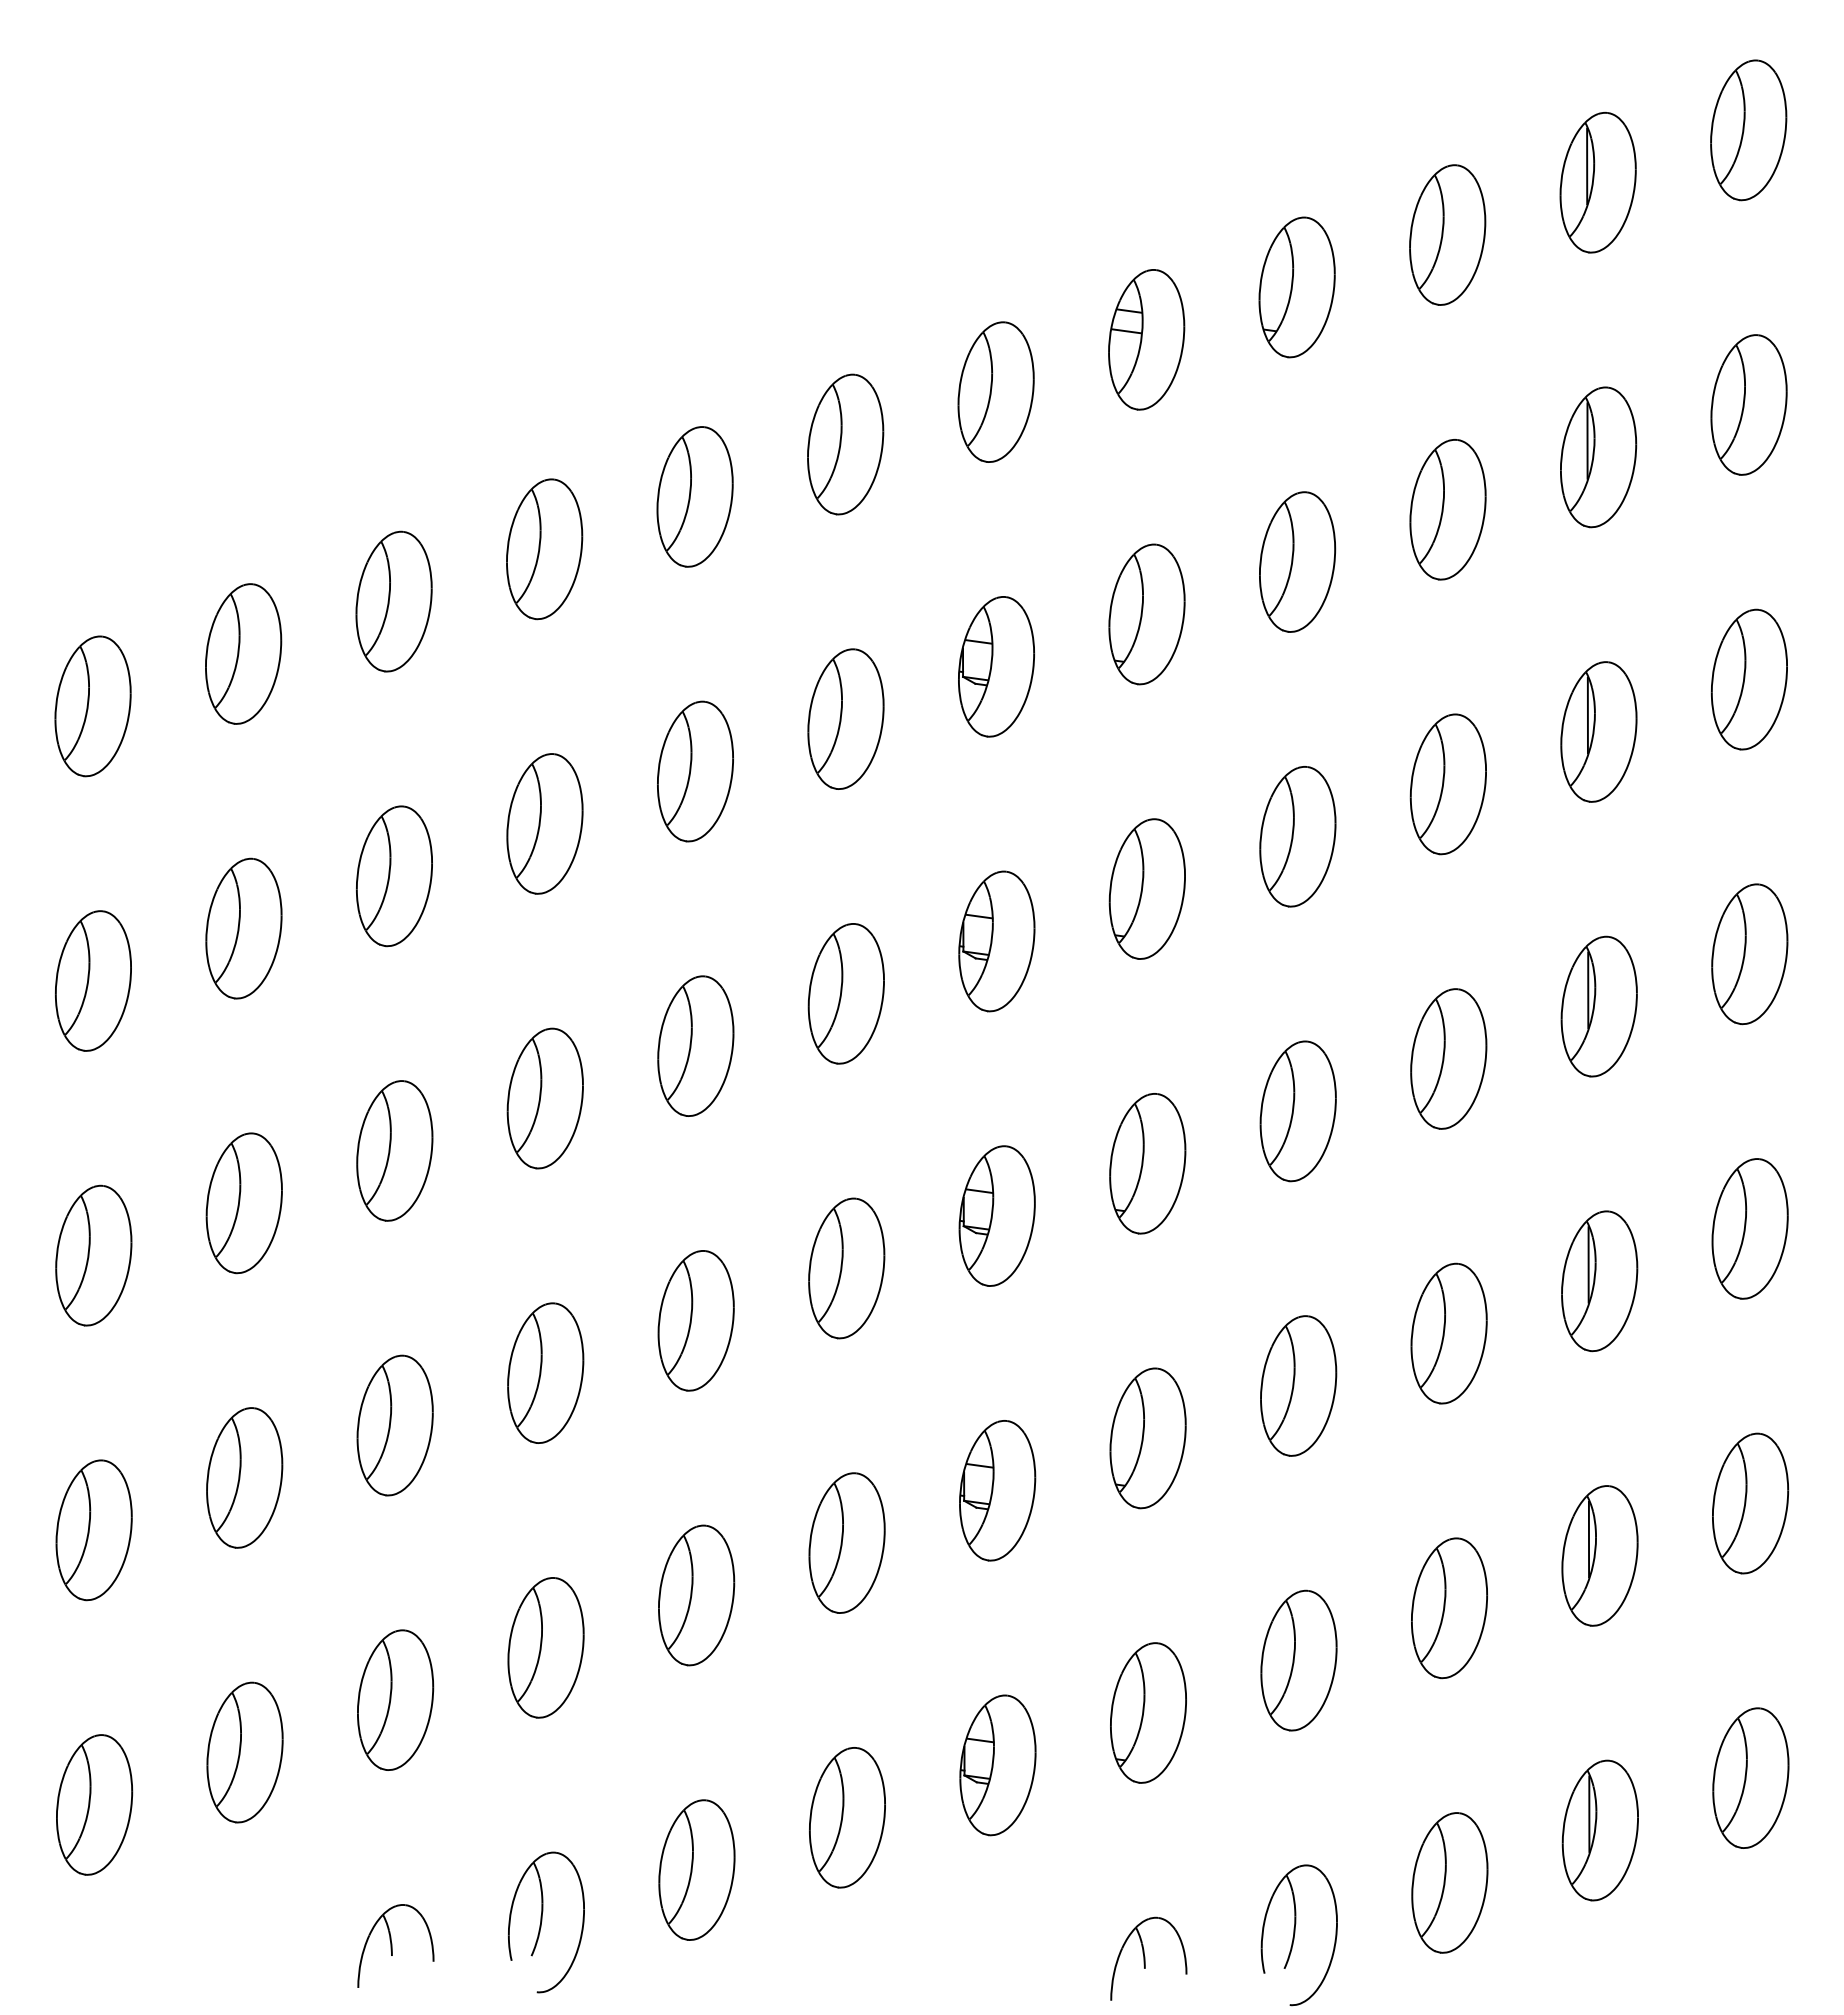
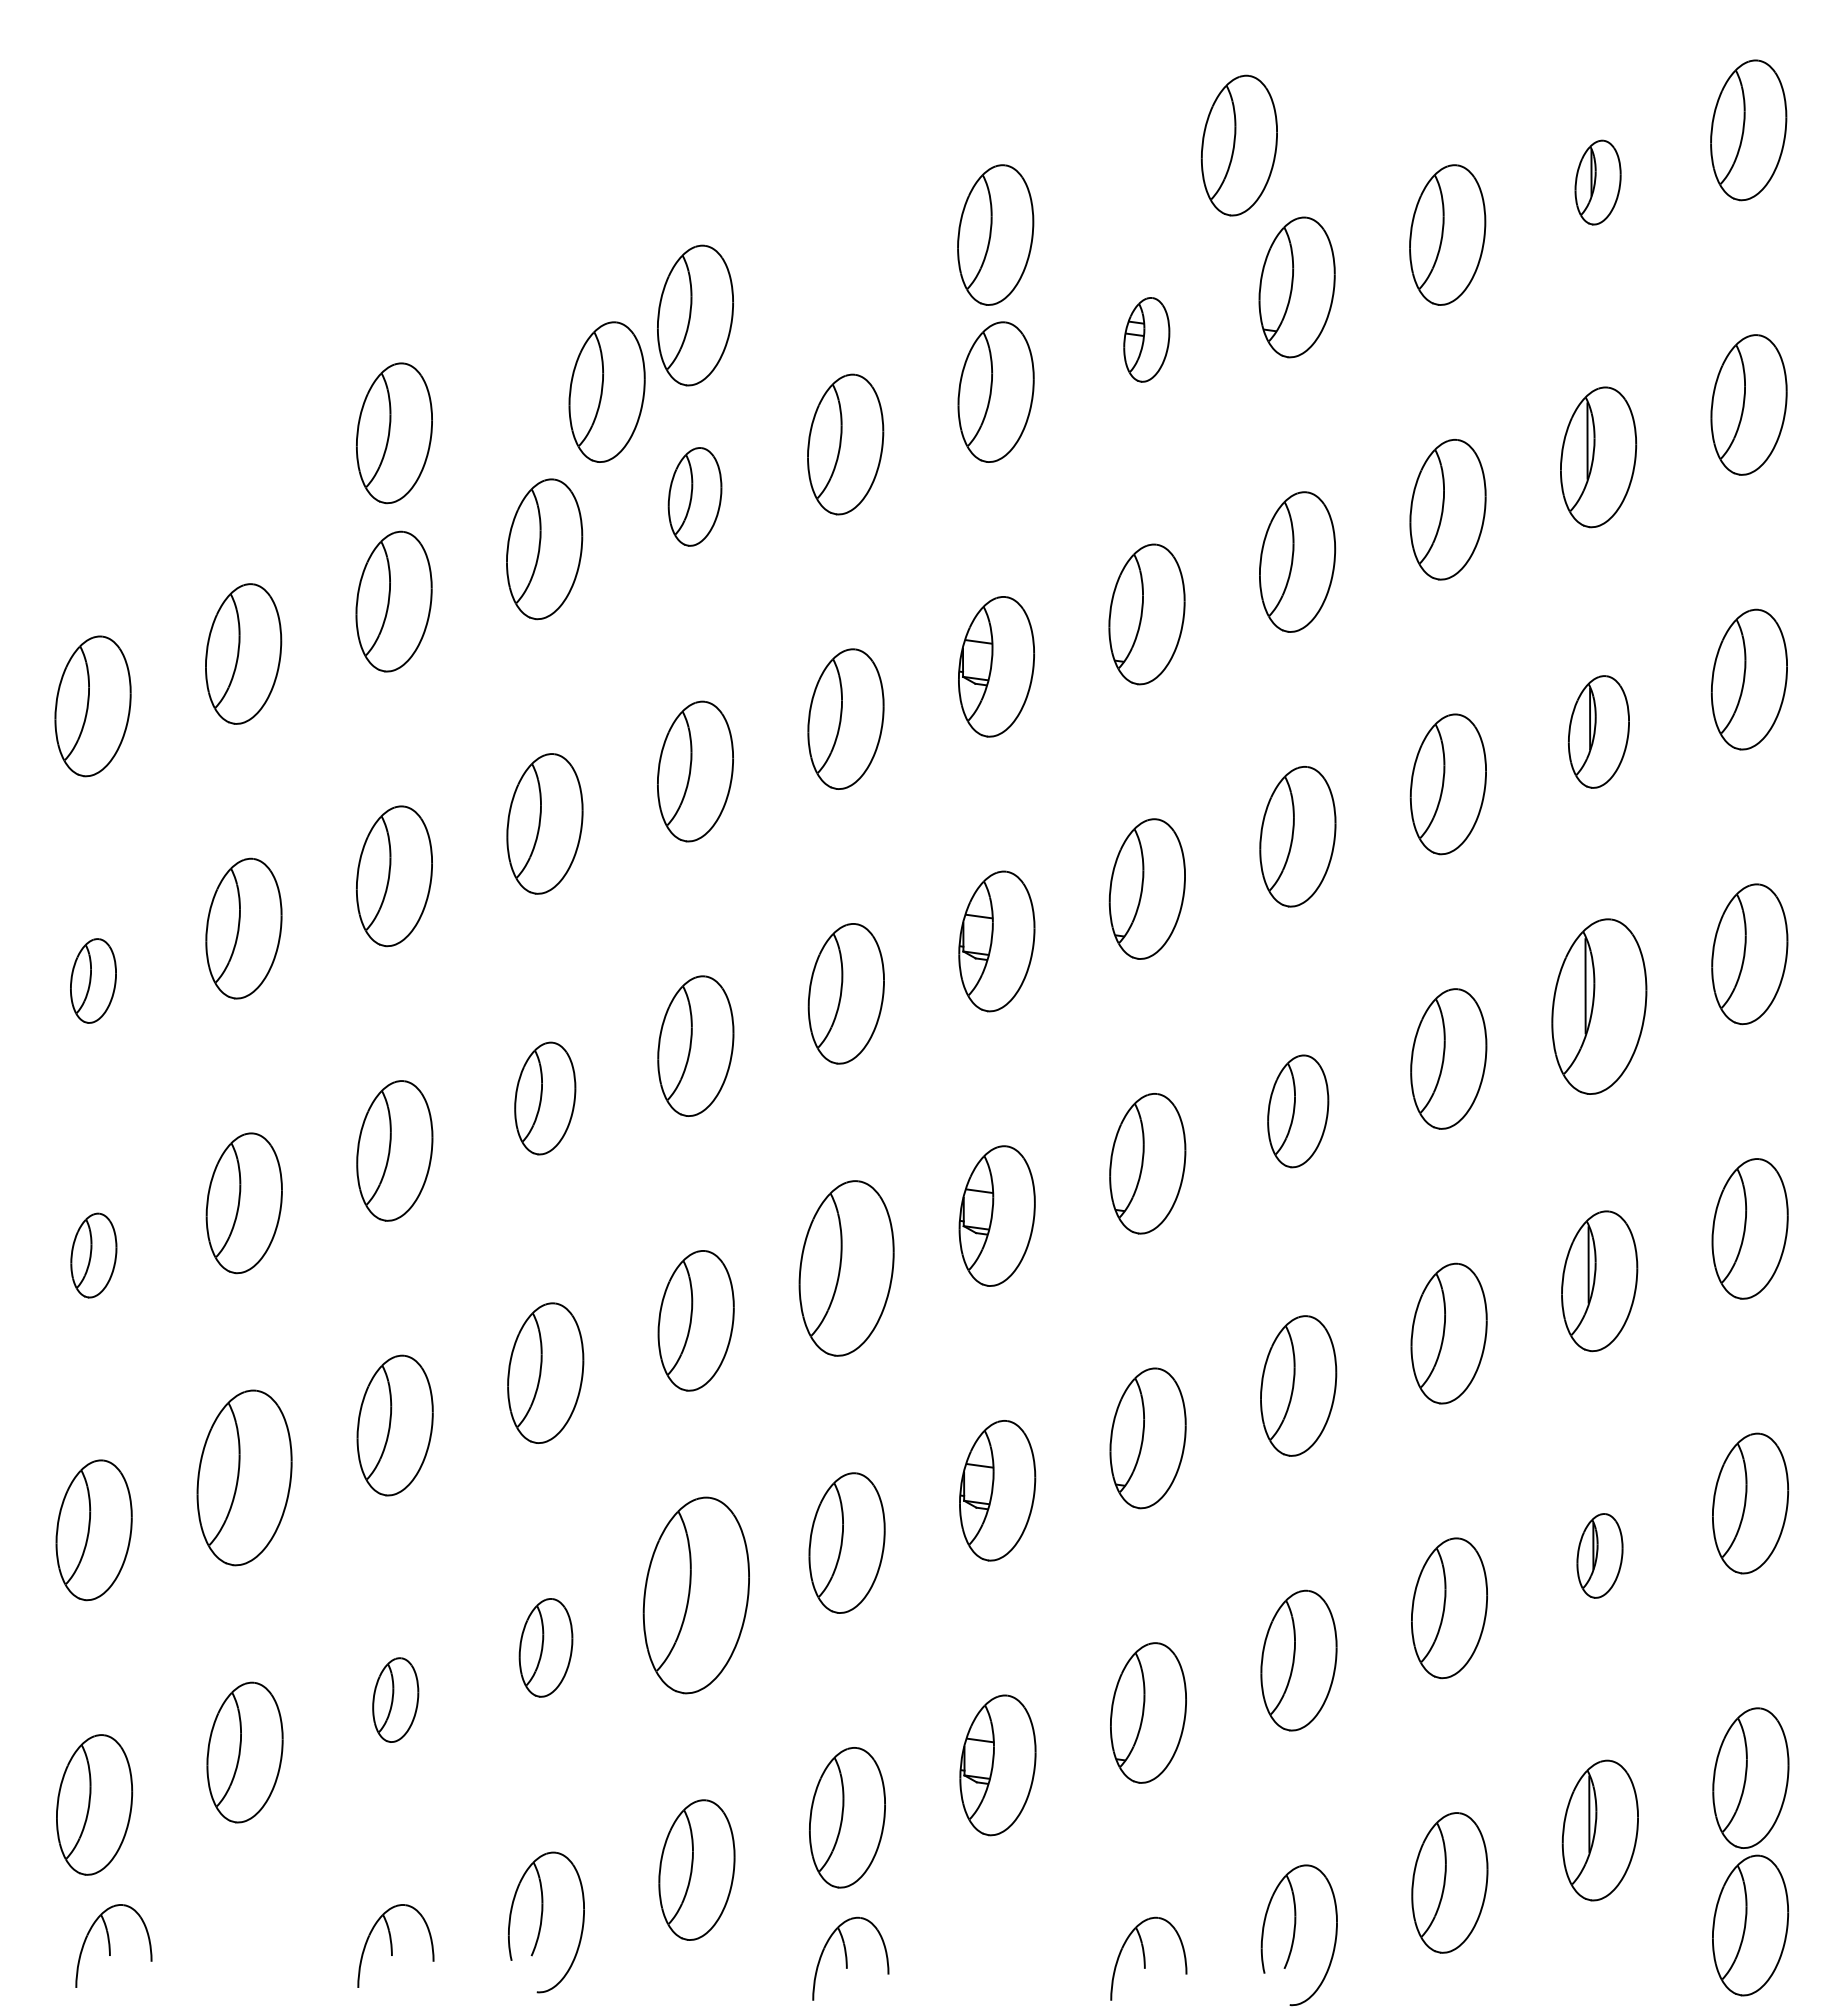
part: none -> present (1238, 145)
part size: 78x143 px -> 48x87 px (1597, 182)
part: none -> present (995, 234)
part: none -> present (695, 315)
part size: 78x142 px -> 48x86 px (1146, 339)
part: none -> present (606, 391)
part: none -> present (394, 433)
part size: 78x142 px -> 56x100 px (694, 496)
part size: 78x142 px -> 62x114 px (1598, 731)
part size: 77x142 px -> 47x86 px (93, 980)
part size: 78x143 px -> 97x177 px (1599, 1006)
part size: 78x143 px -> 63x115 px (545, 1098)
part size: 78x143 px -> 63x115 px (1298, 1111)
part size: 78x143 px -> 48x87 px (93, 1255)
part size: 78x143 px -> 97x177 px (846, 1268)
part size: 78x142 px -> 97x178 px (244, 1477)
part size: 78x142 px -> 48x86 px (1599, 1555)
part size: 78x143 px -> 108x199 px (695, 1595)
part size: 78x142 px -> 56x100 px (545, 1647)
part size: 78x142 px -> 48x86 px (395, 1699)
part: none -> present (1750, 1925)
part: none -> present (113, 1945)
part: none -> present (850, 1958)
